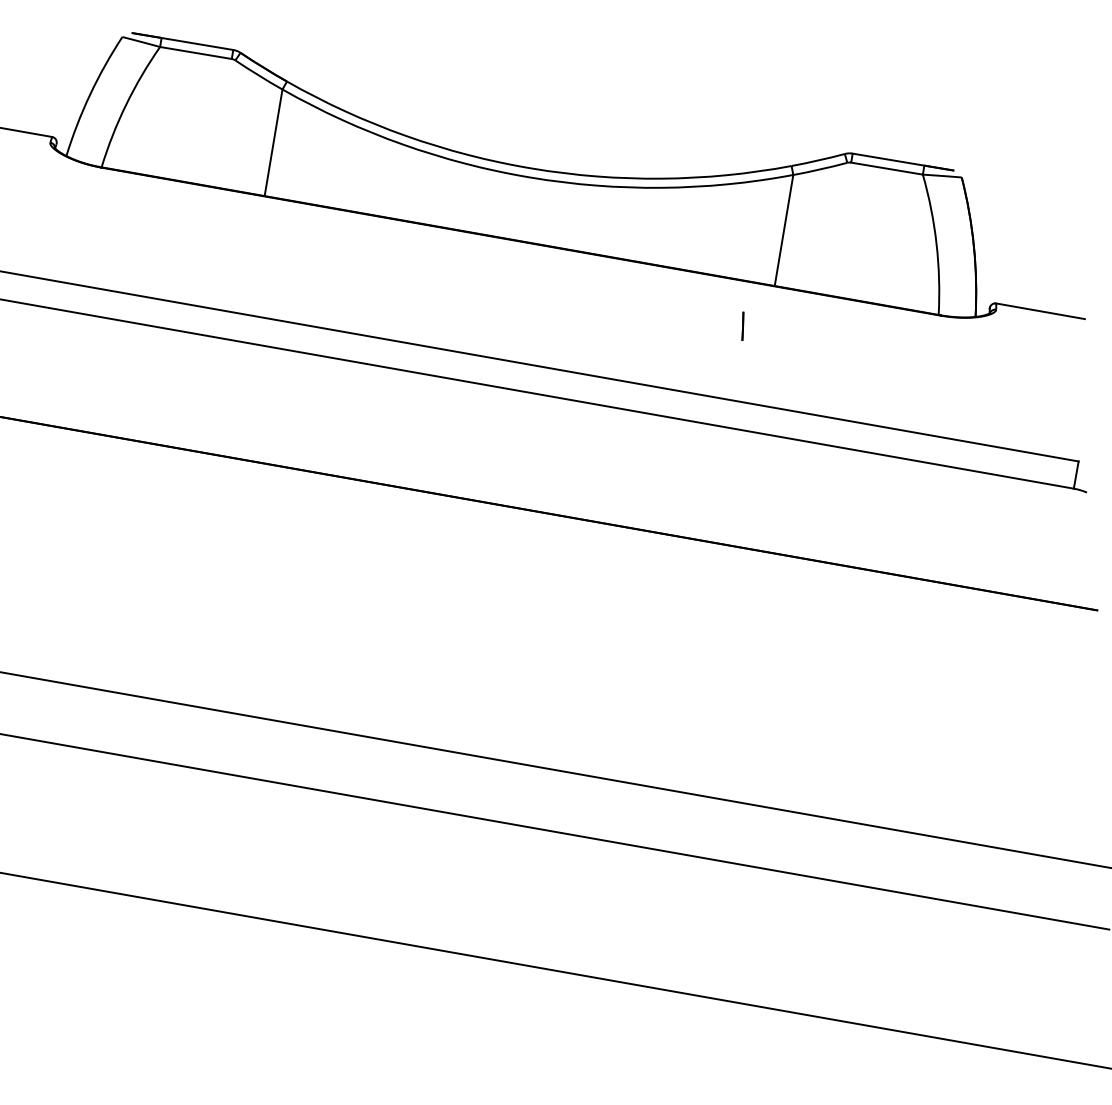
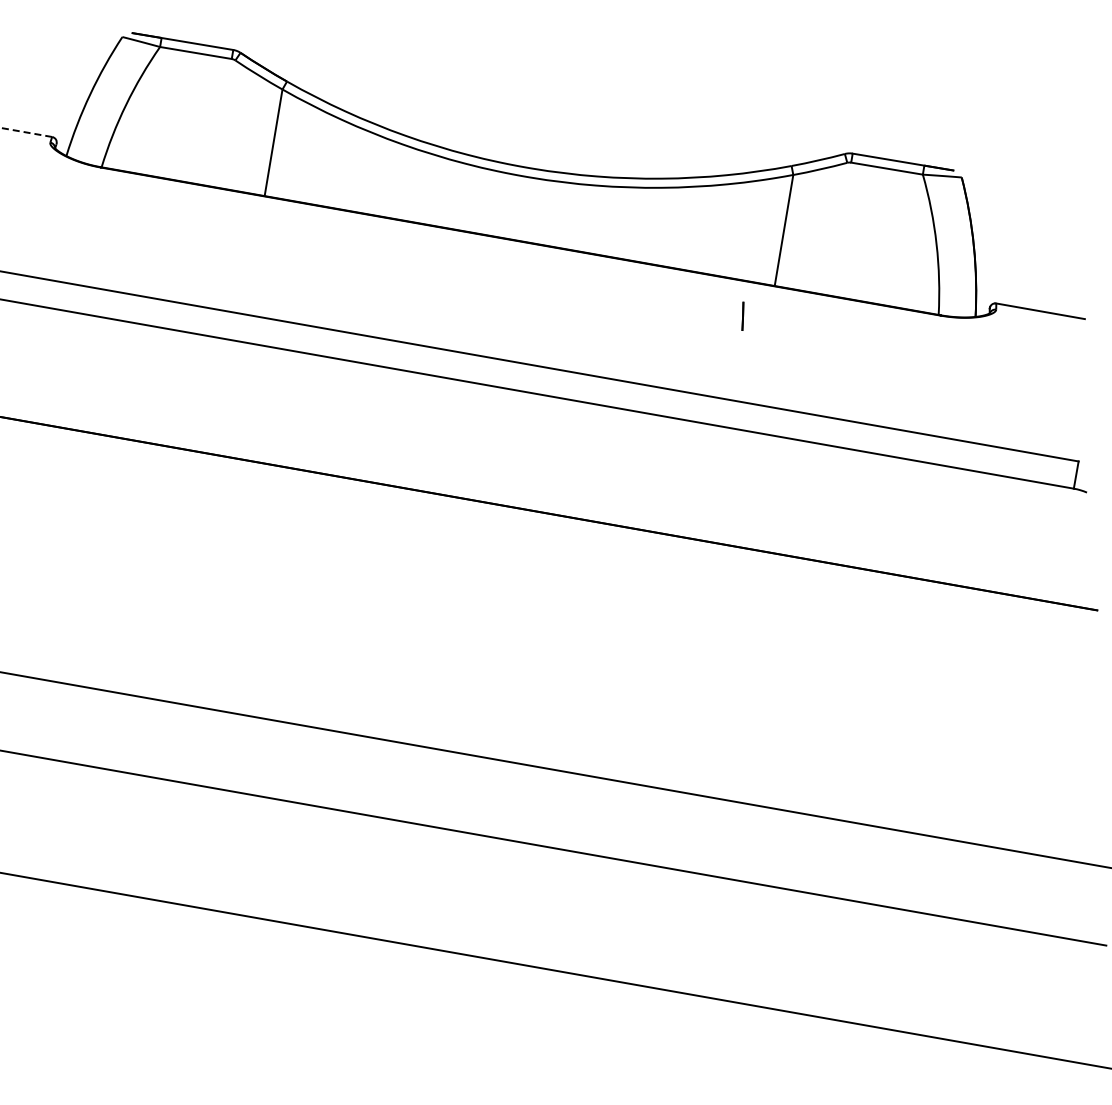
line: solid -> dashed (25, 132)
line position: (742, 325) -> (742, 315) (742, 315)
line position: (555, 831) -> (554, 847) (554, 847)
